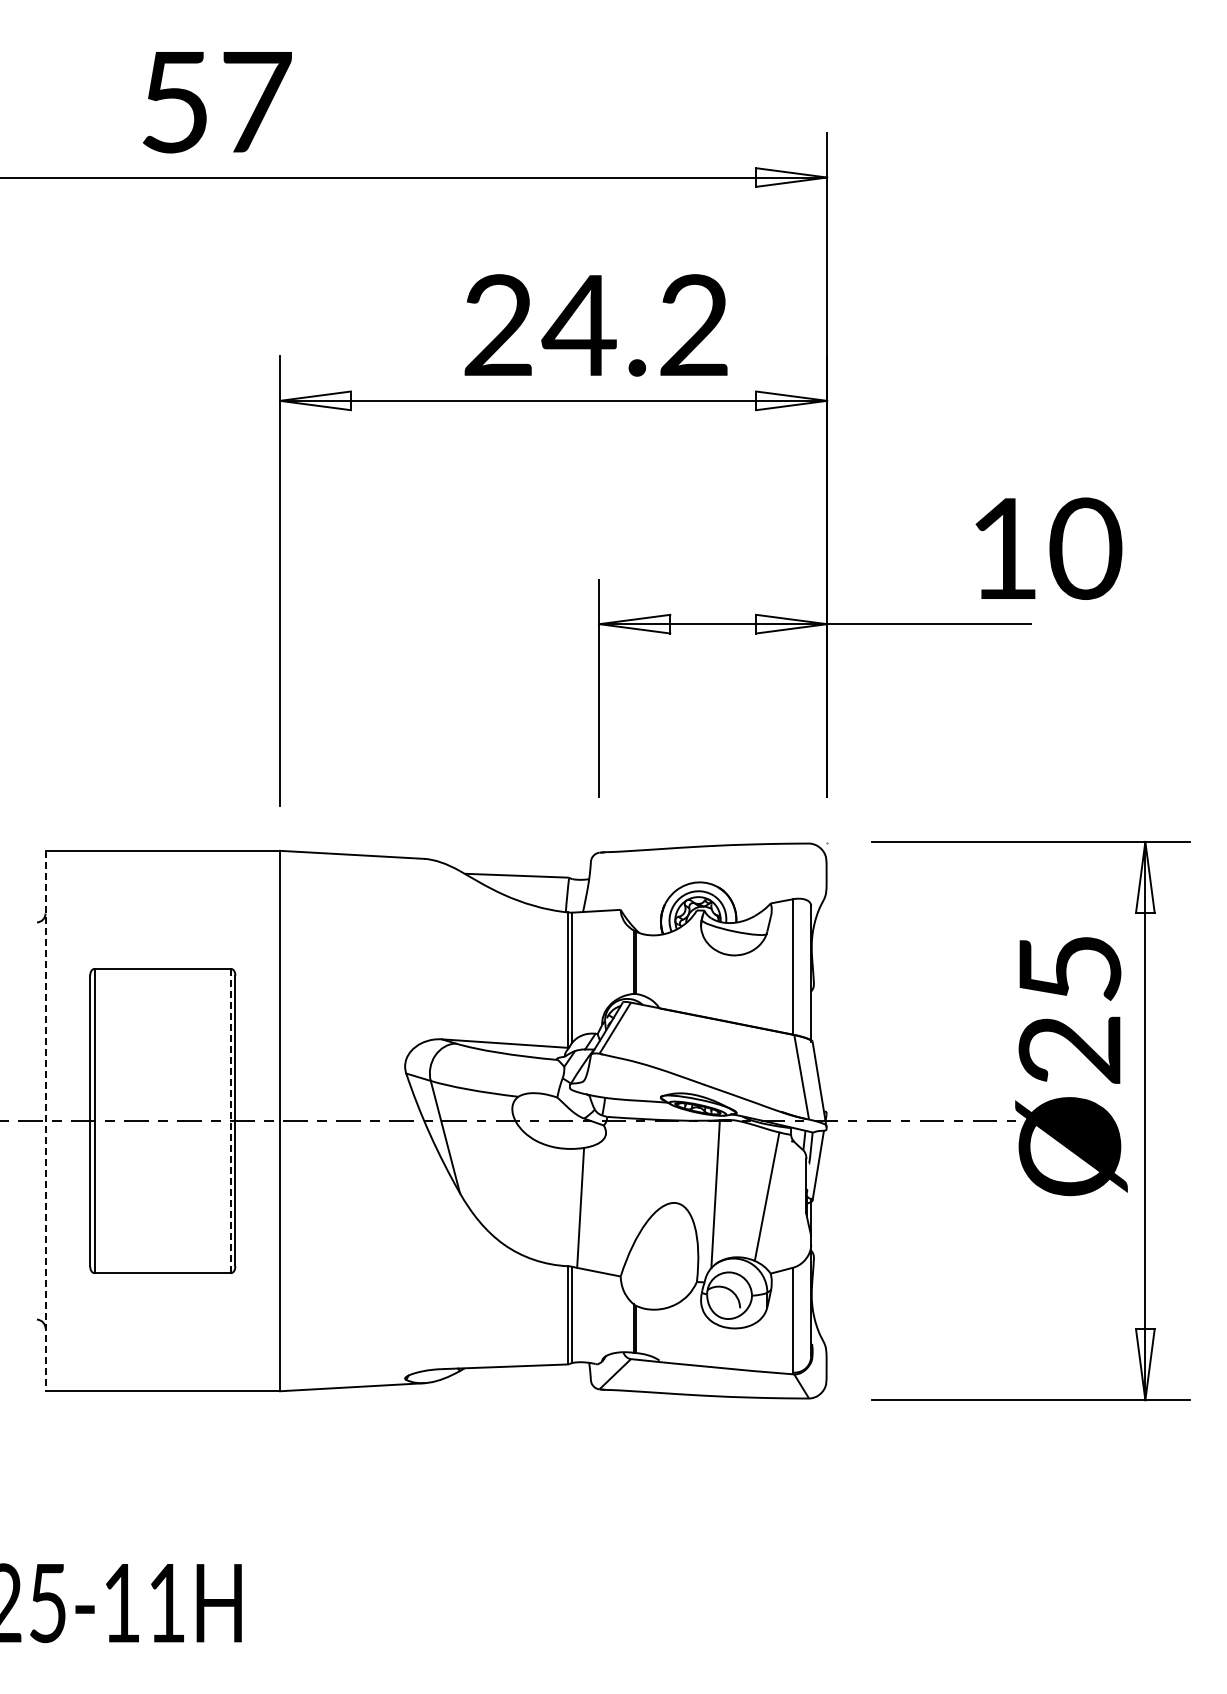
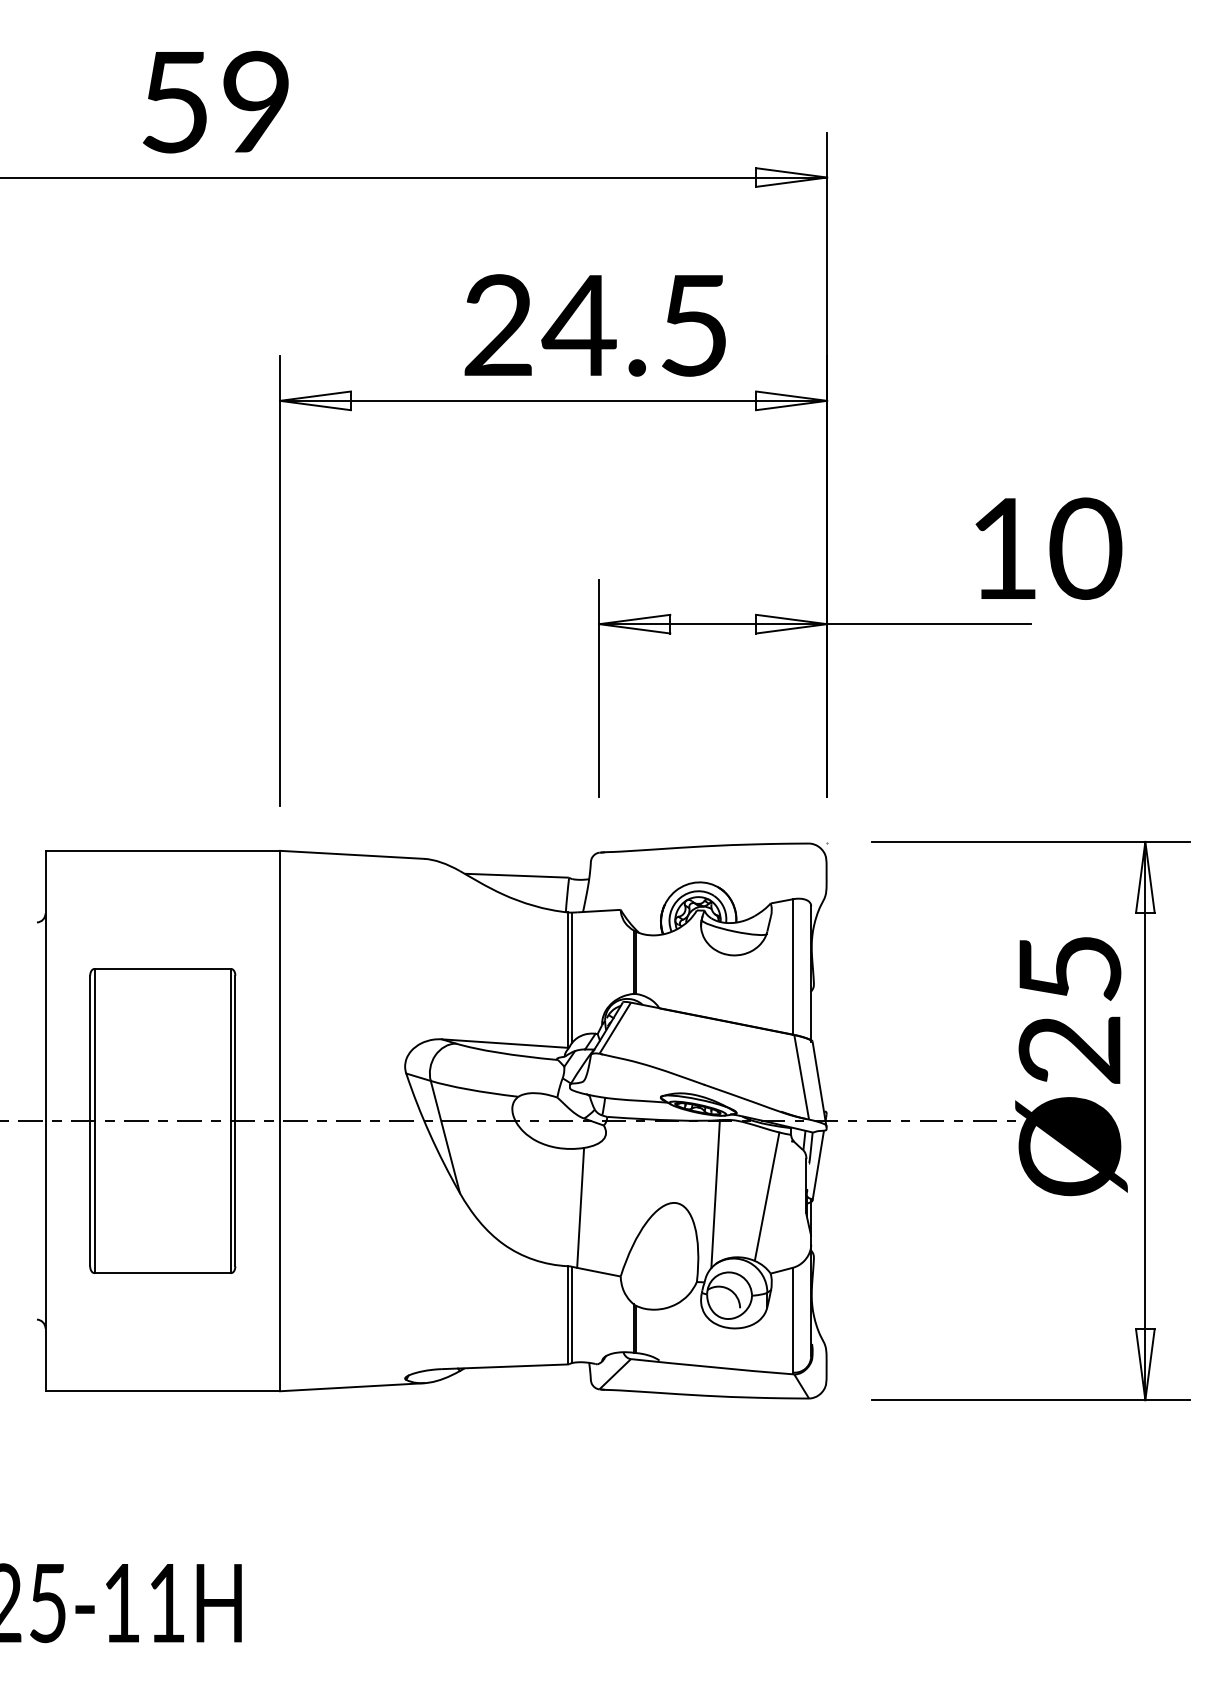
text: 57 -> 59 (257, 101)
text: 24.2 -> 24.5 (693, 325)
line: dashed -> solid (45, 1121)
line: dashed -> solid (230, 1121)
